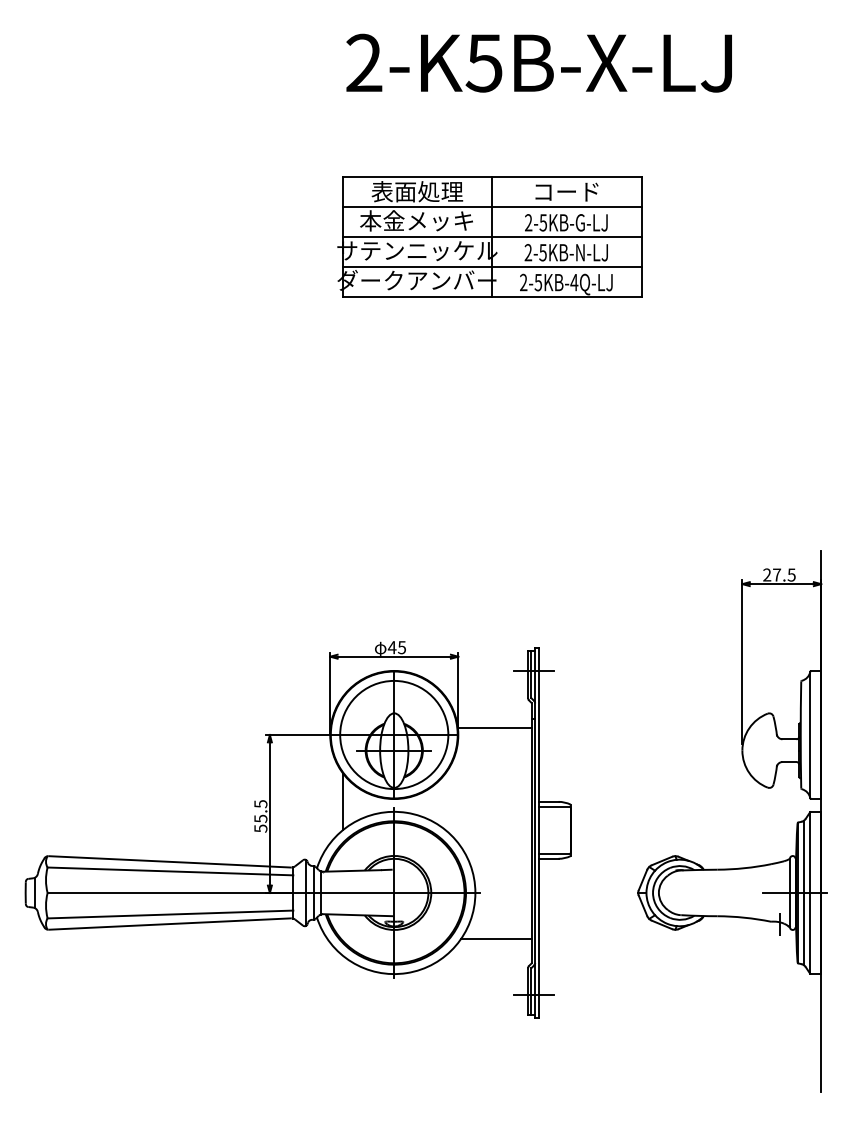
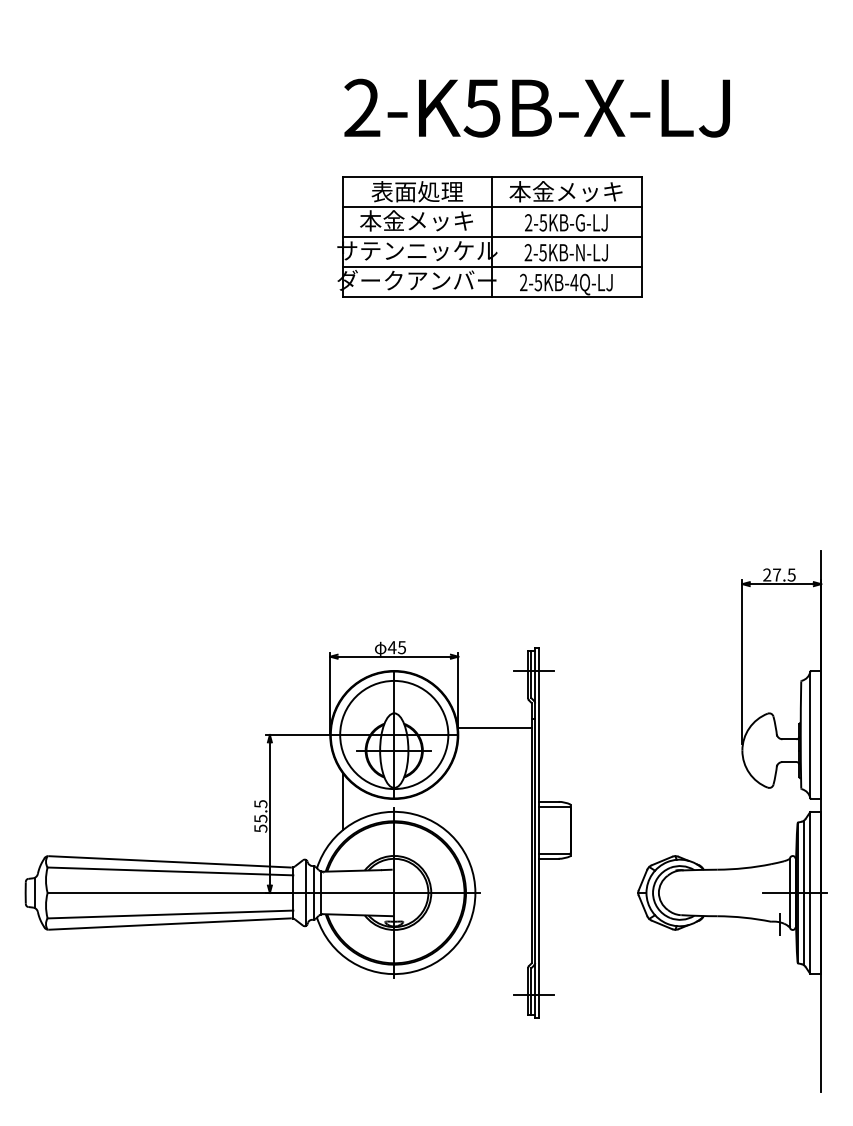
text position: (538, 62) -> (536, 107) (536, 107)
text: コード -> 本金メッキ (565, 191)
line: present -> none (496, 938)
